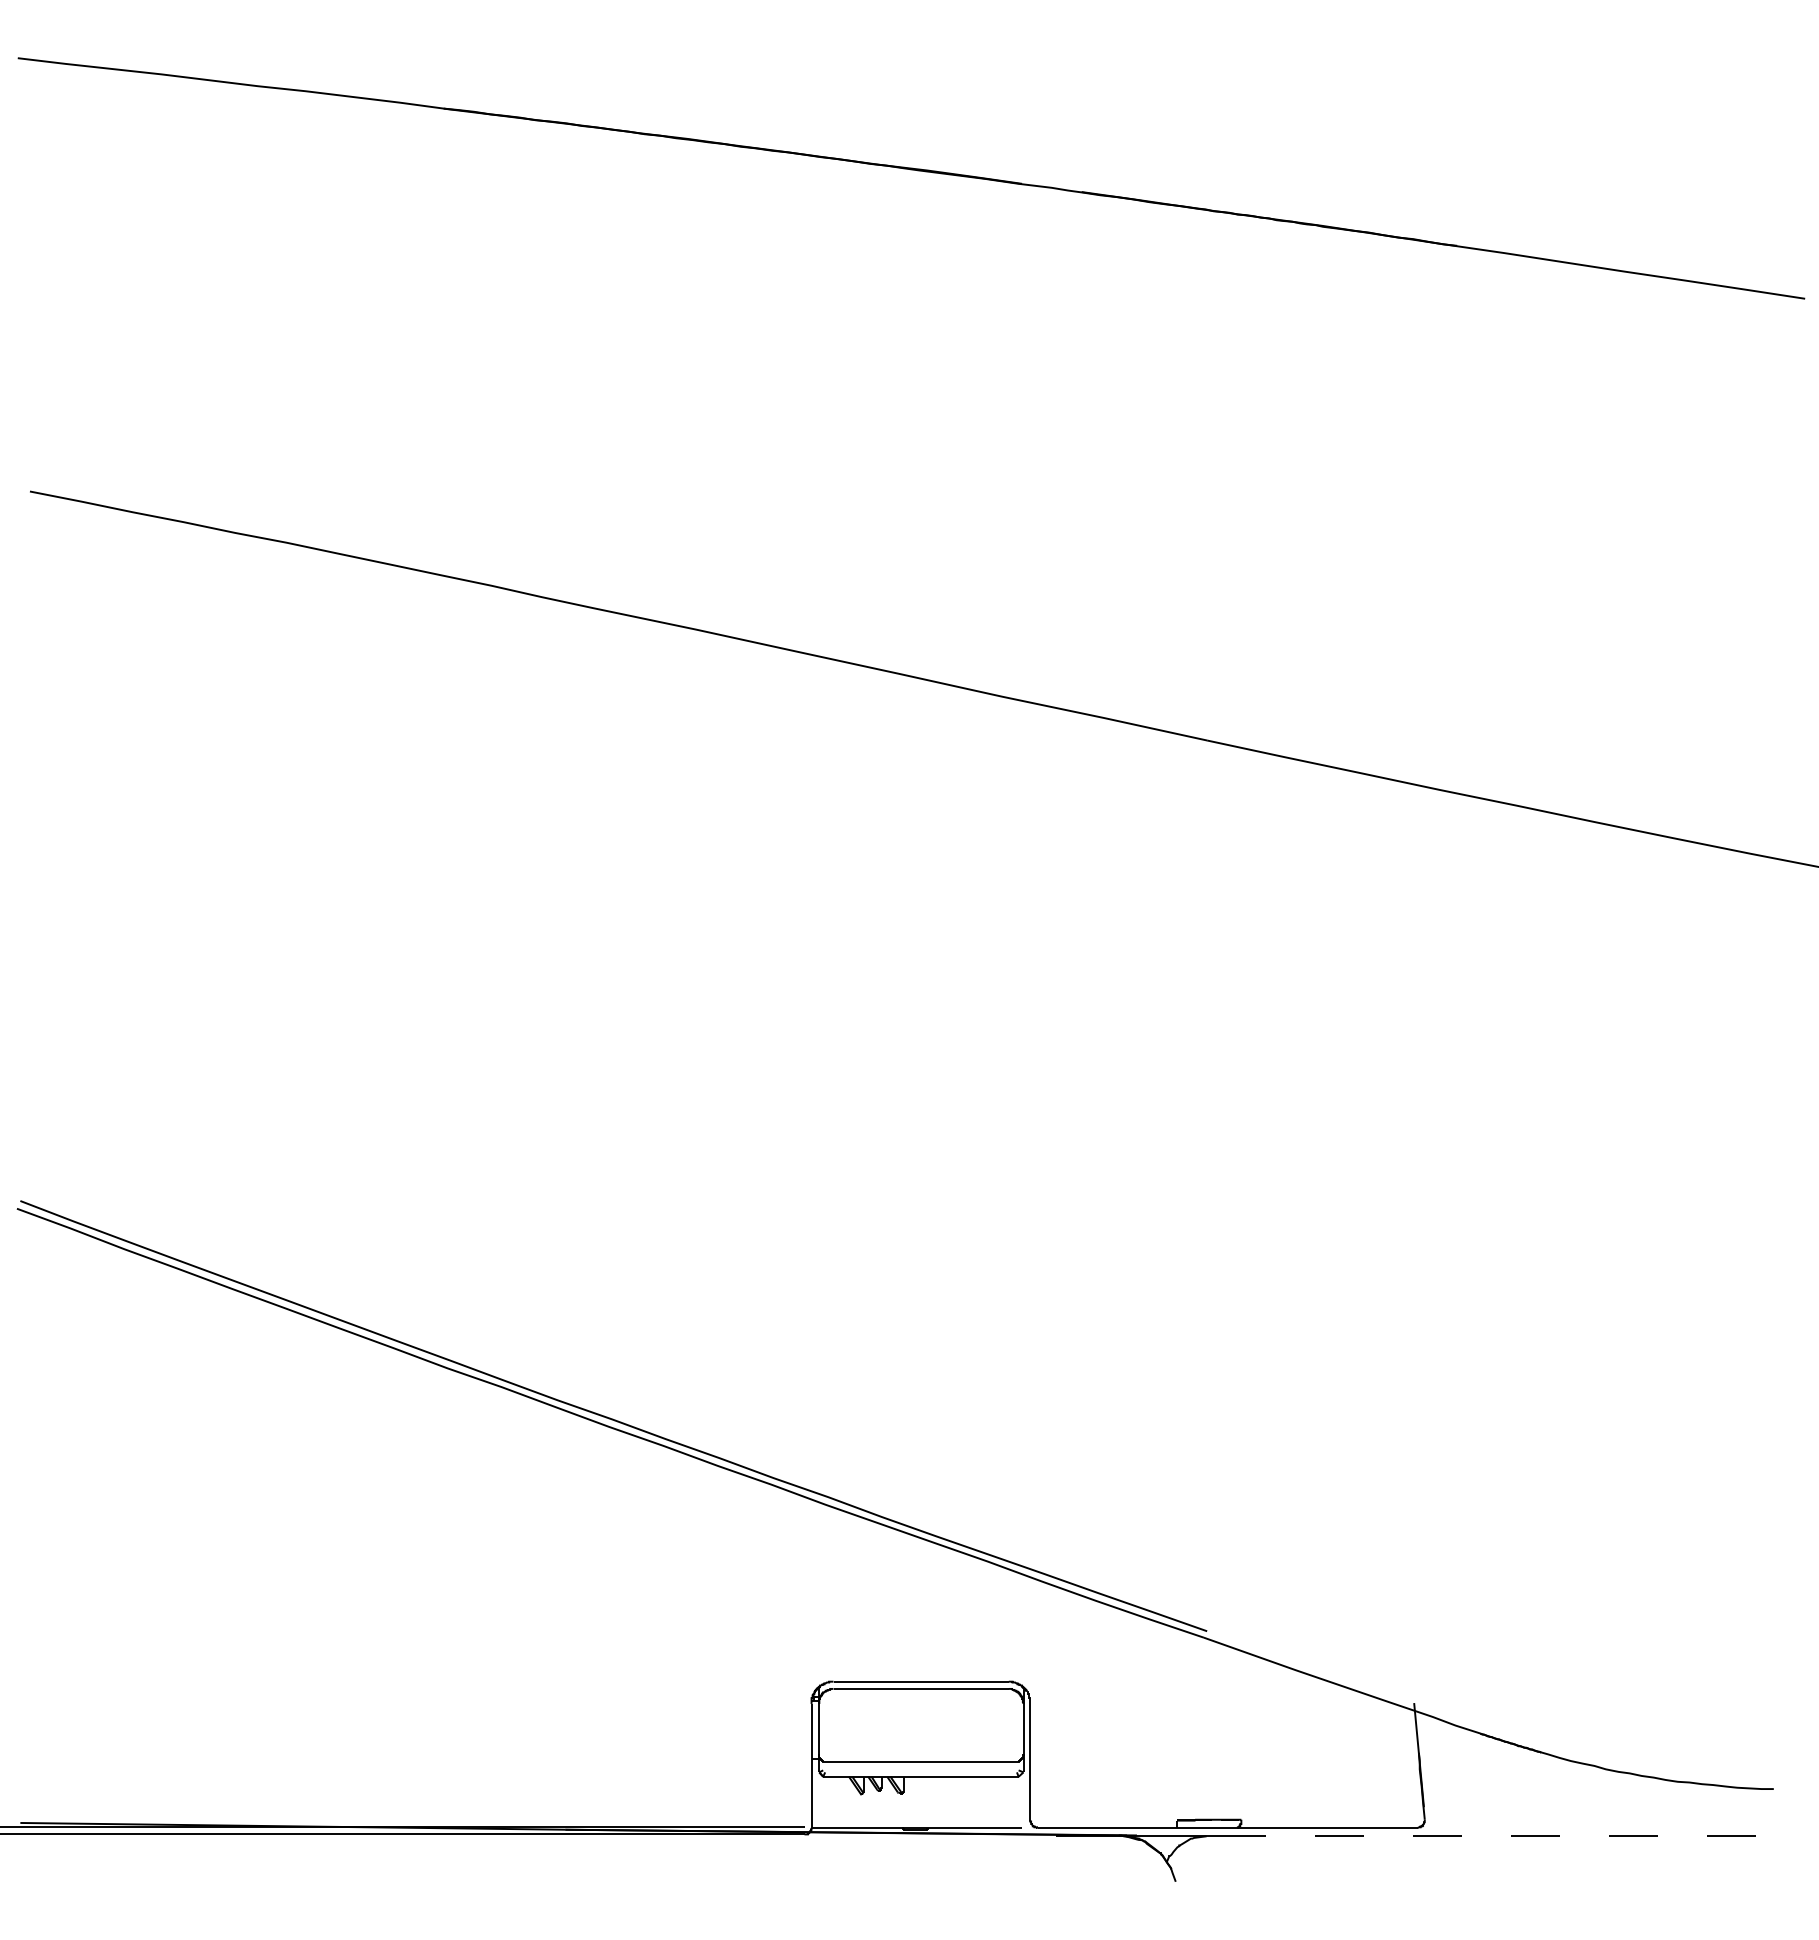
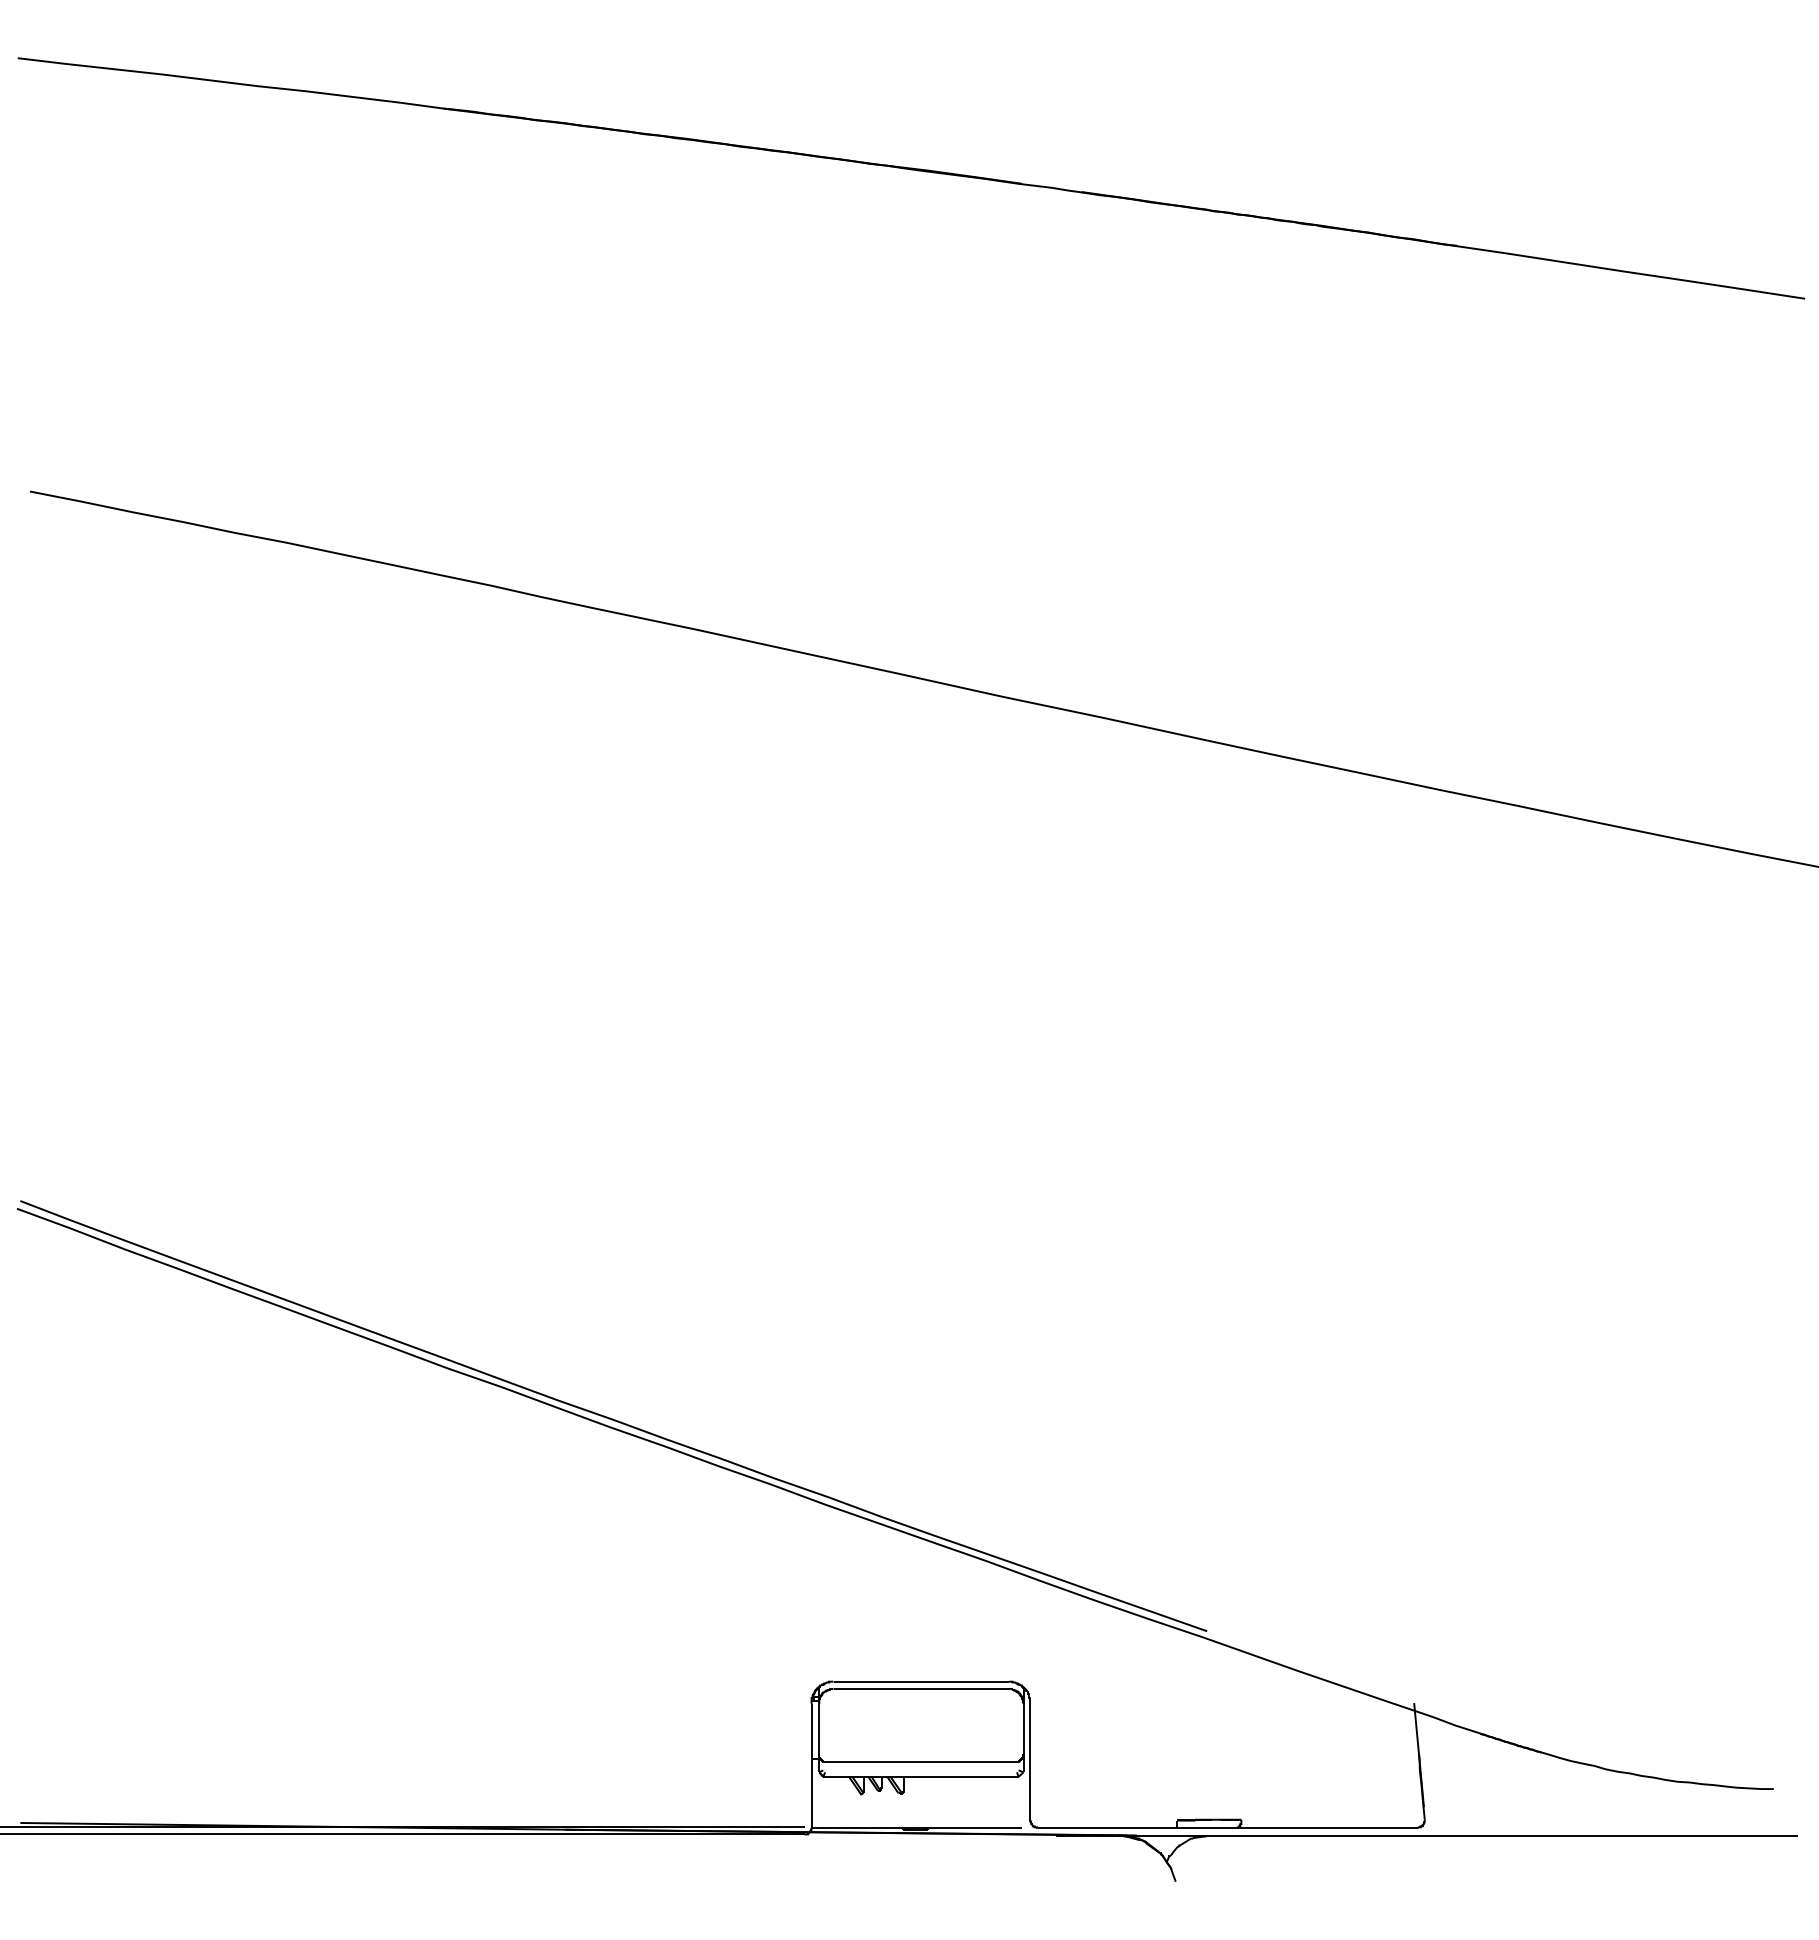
line: dashed -> solid (1508, 1836)
